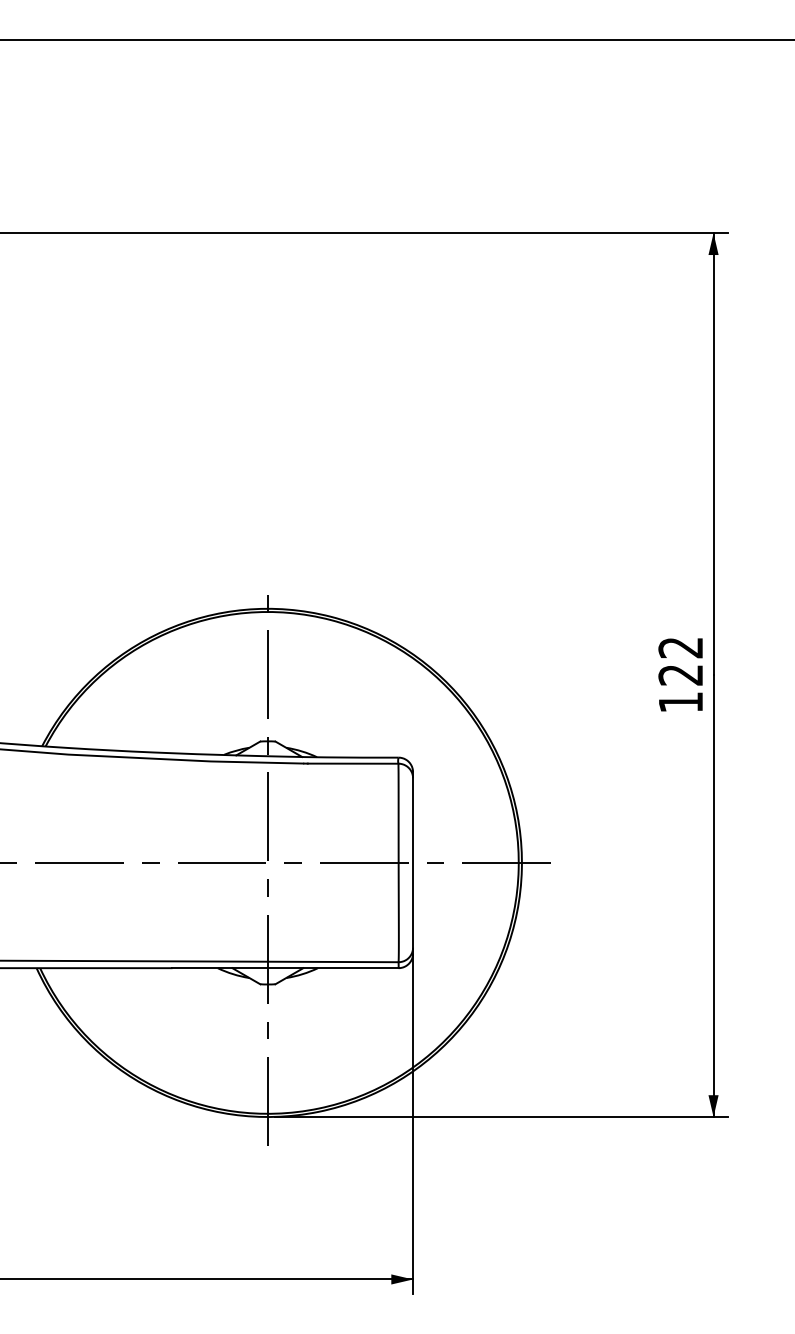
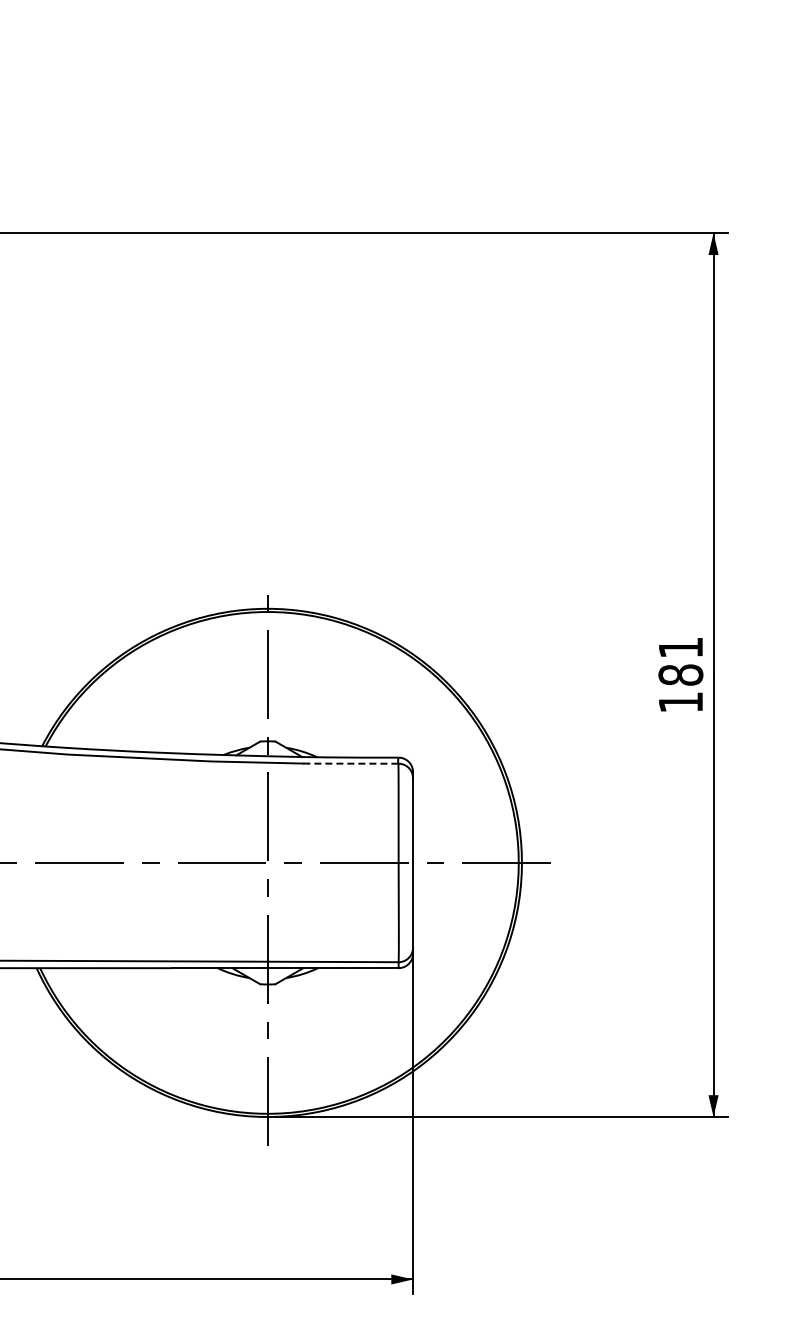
line: present -> none (396, 40)
text: 122 -> 181 (680, 661)
line: solid -> dashed (352, 763)
